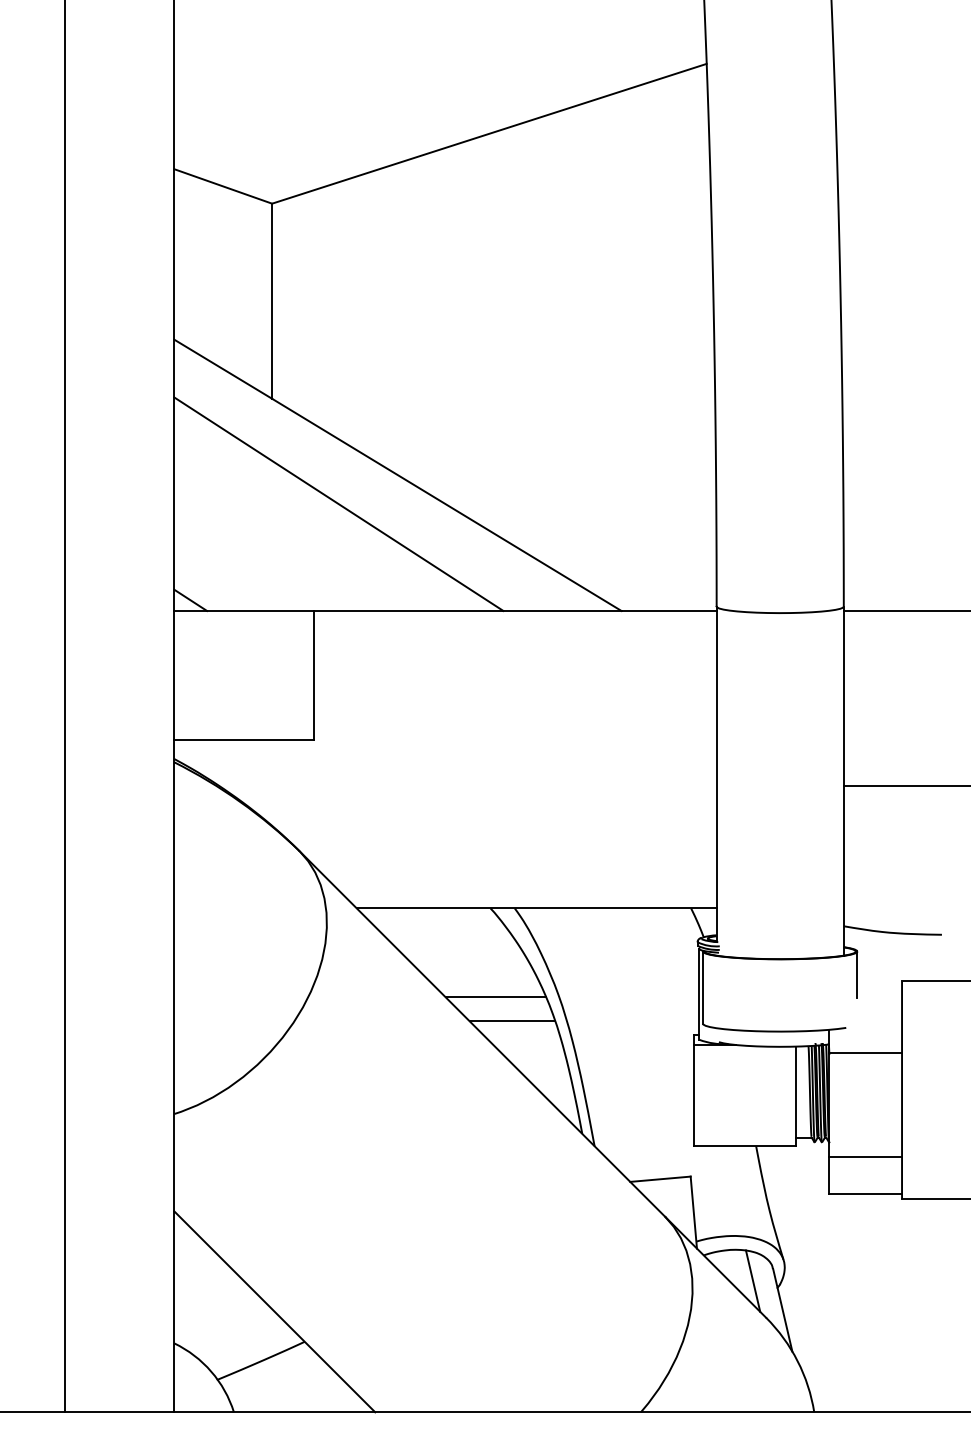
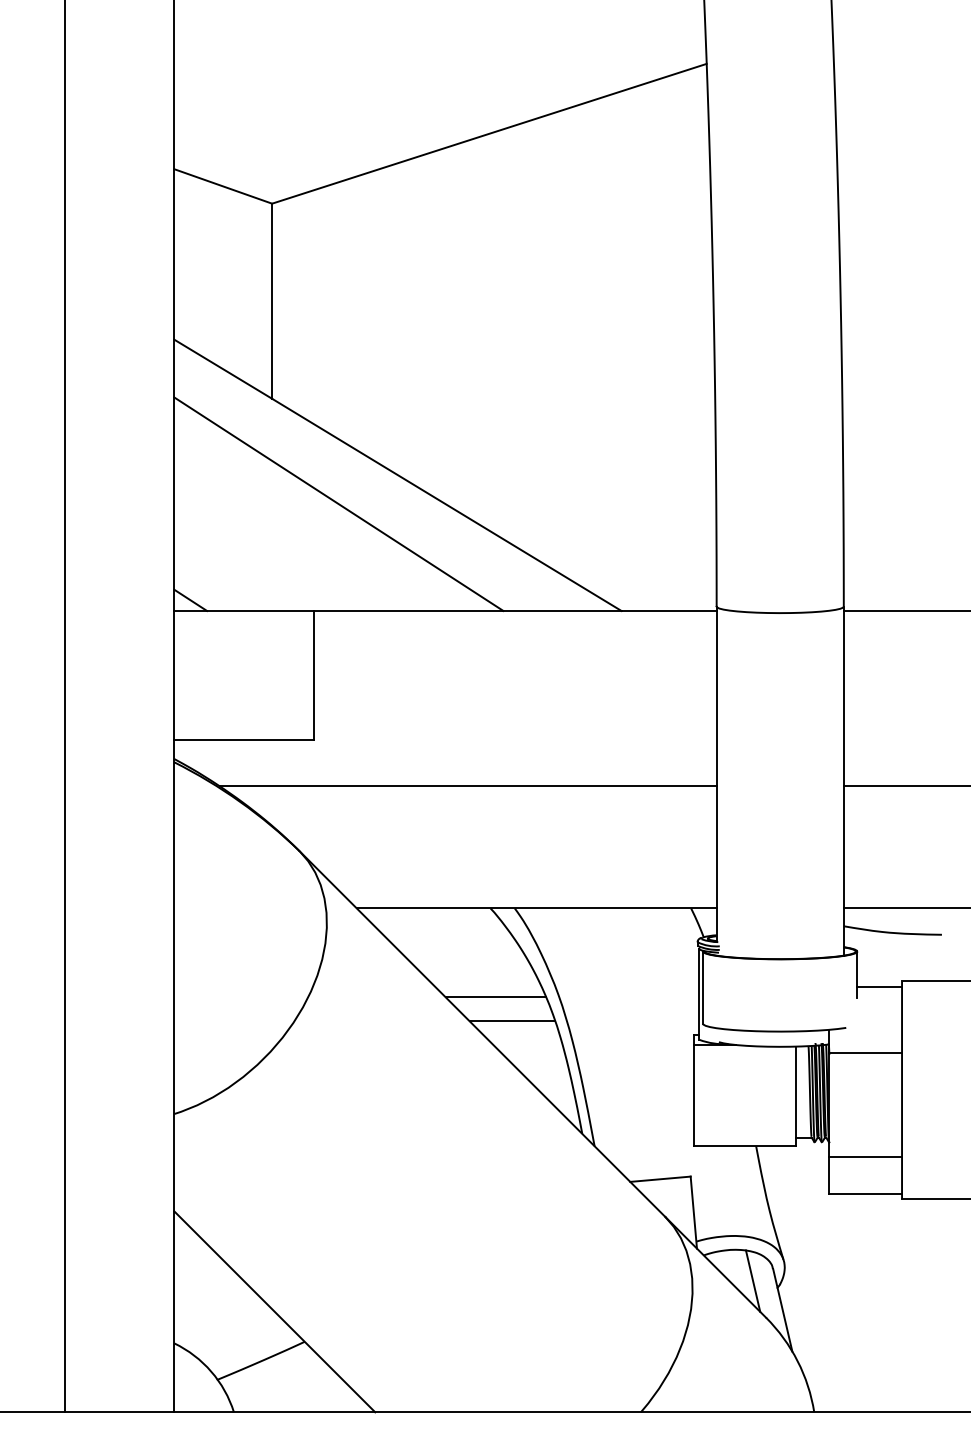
line: none -> present (467, 786)
line: none -> present (905, 908)
line: none -> present (879, 986)
